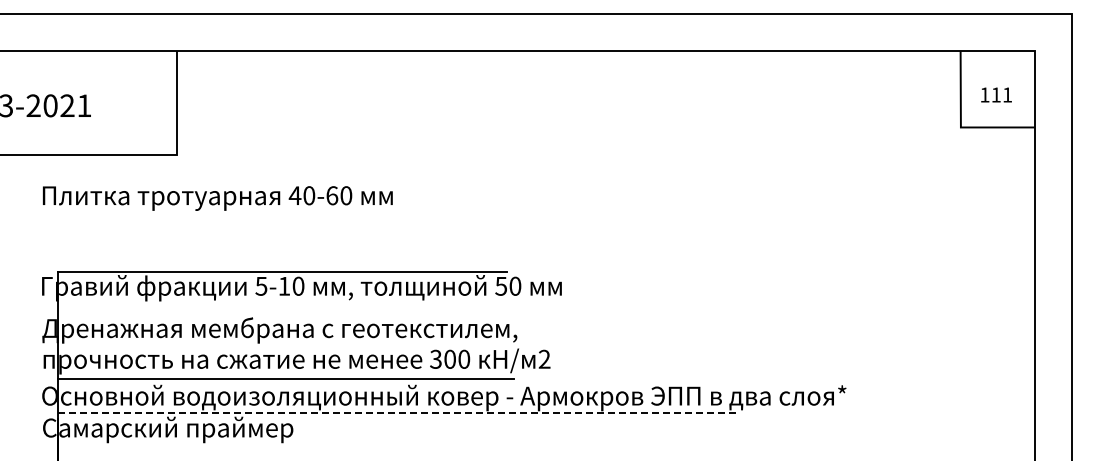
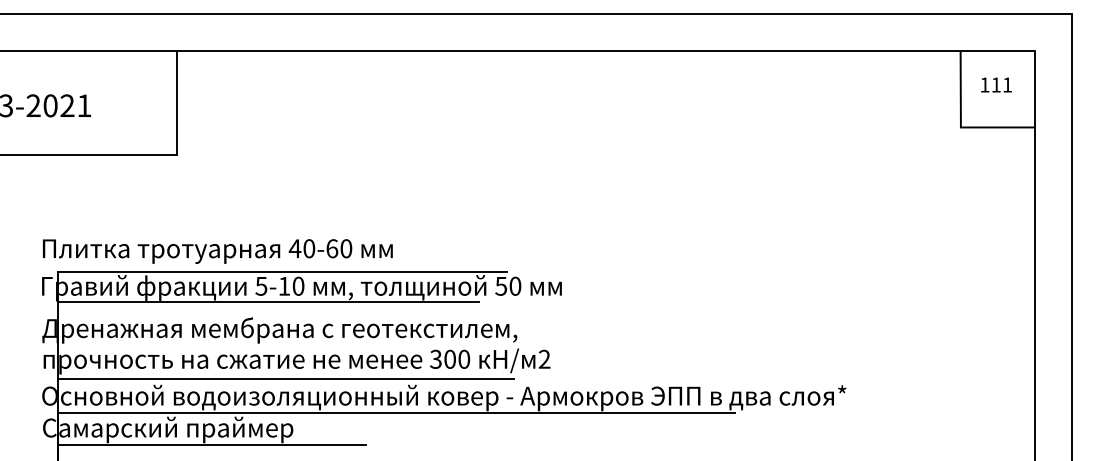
text position: (996, 94) -> (996, 84) (996, 84)
text position: (217, 198) -> (217, 251) (217, 251)
line: none -> present (268, 302)
line: dashed -> solid (396, 413)
line: none -> present (211, 445)
